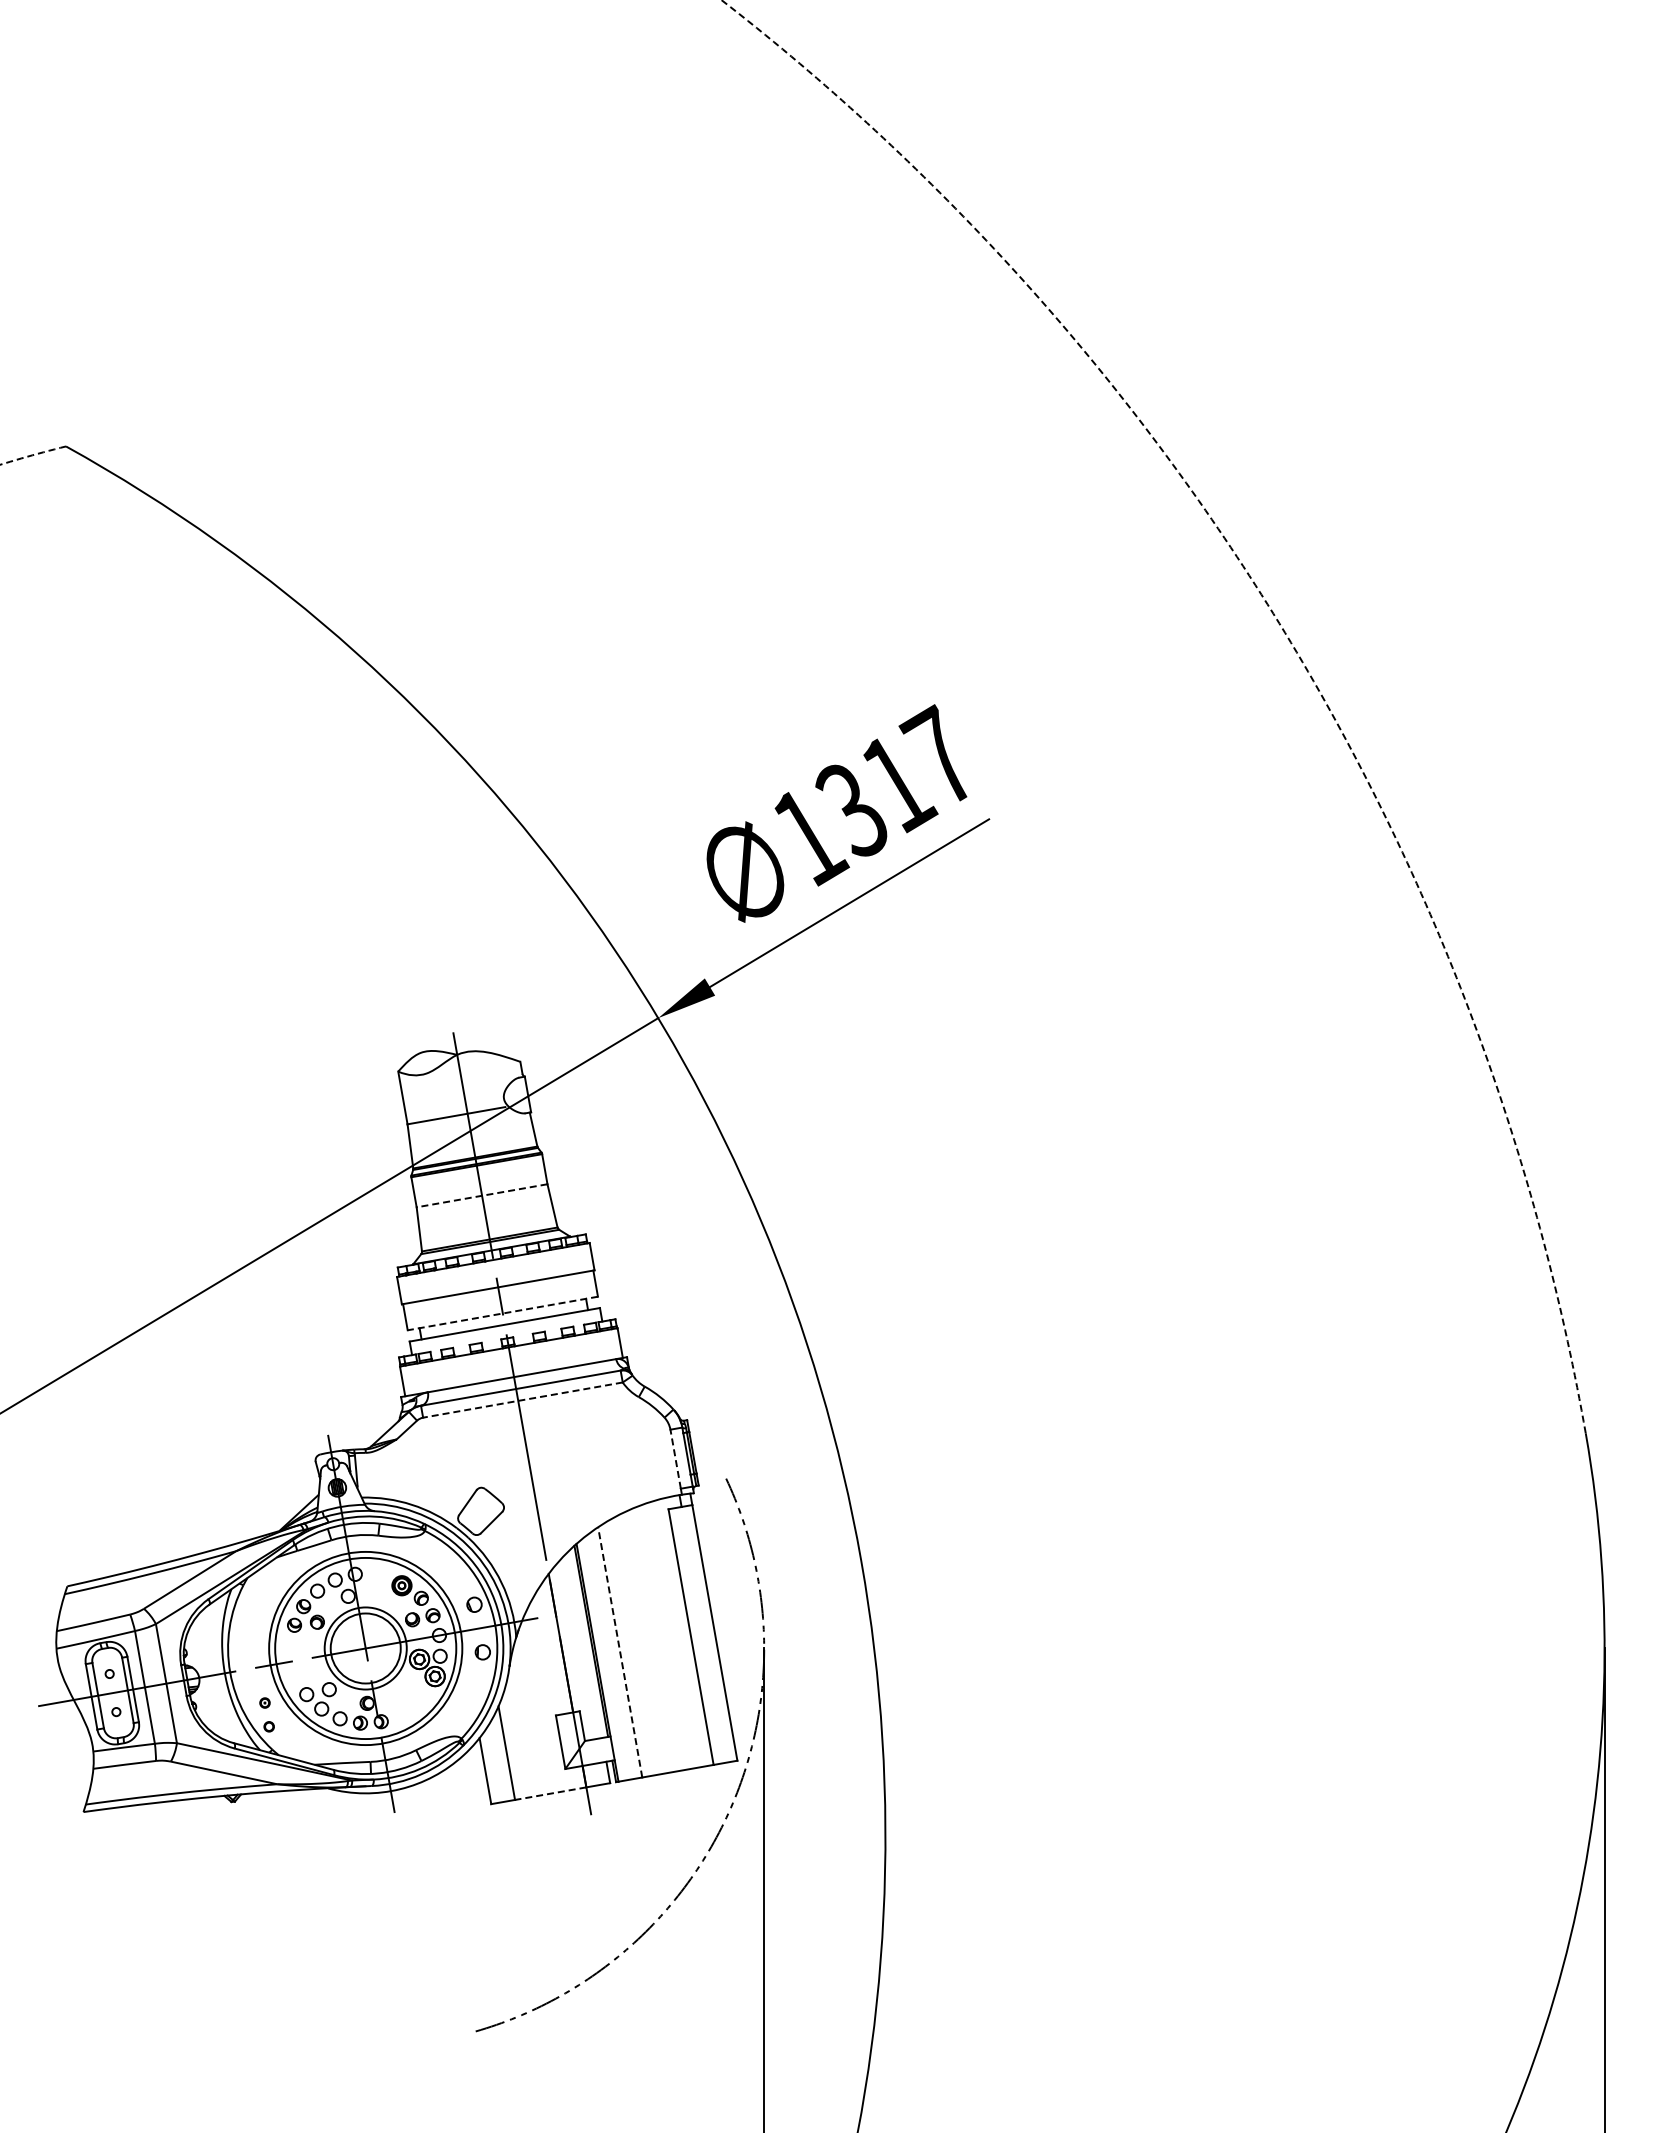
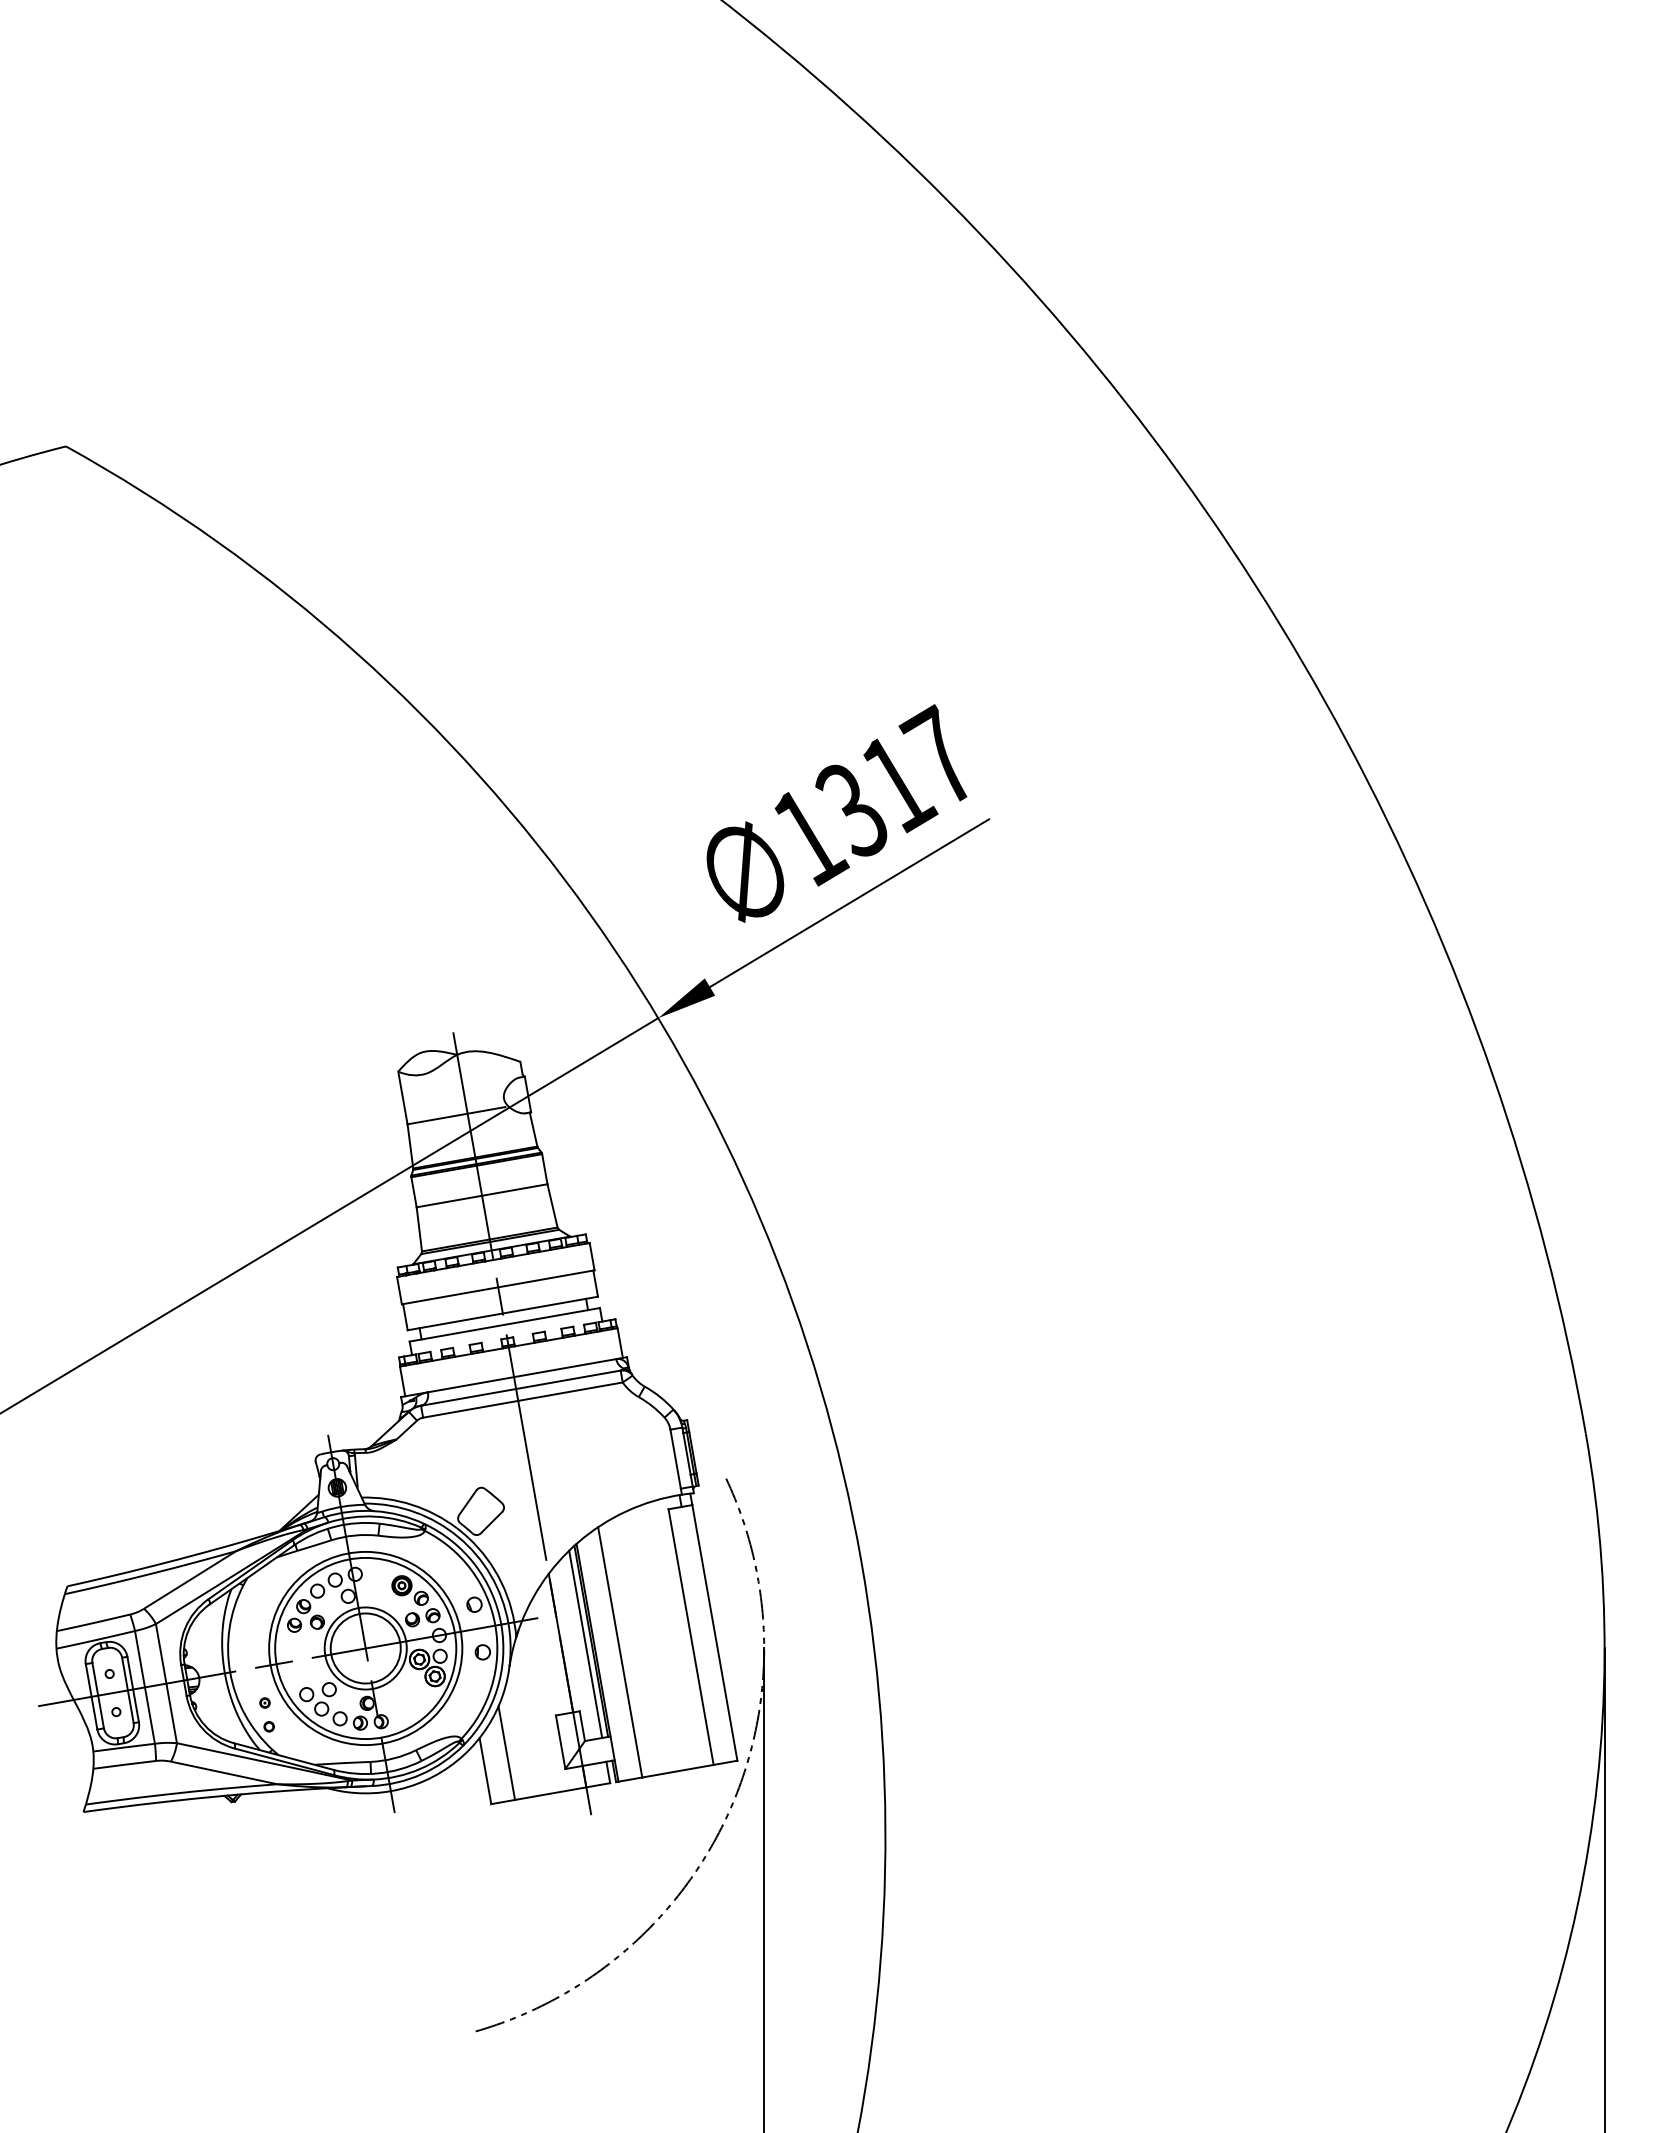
arc: dashed -> solid (33, 455)
arc: dashed -> solid (1287, 637)
line: dashed -> solid (481, 1195)
line: dashed -> solid (502, 1313)
line: dashed -> solid (522, 1400)
line: dashed -> solid (675, 1459)
line: none -> present (585, 1643)
line: dashed -> solid (620, 1651)
line: dashed -> solid (550, 1793)
